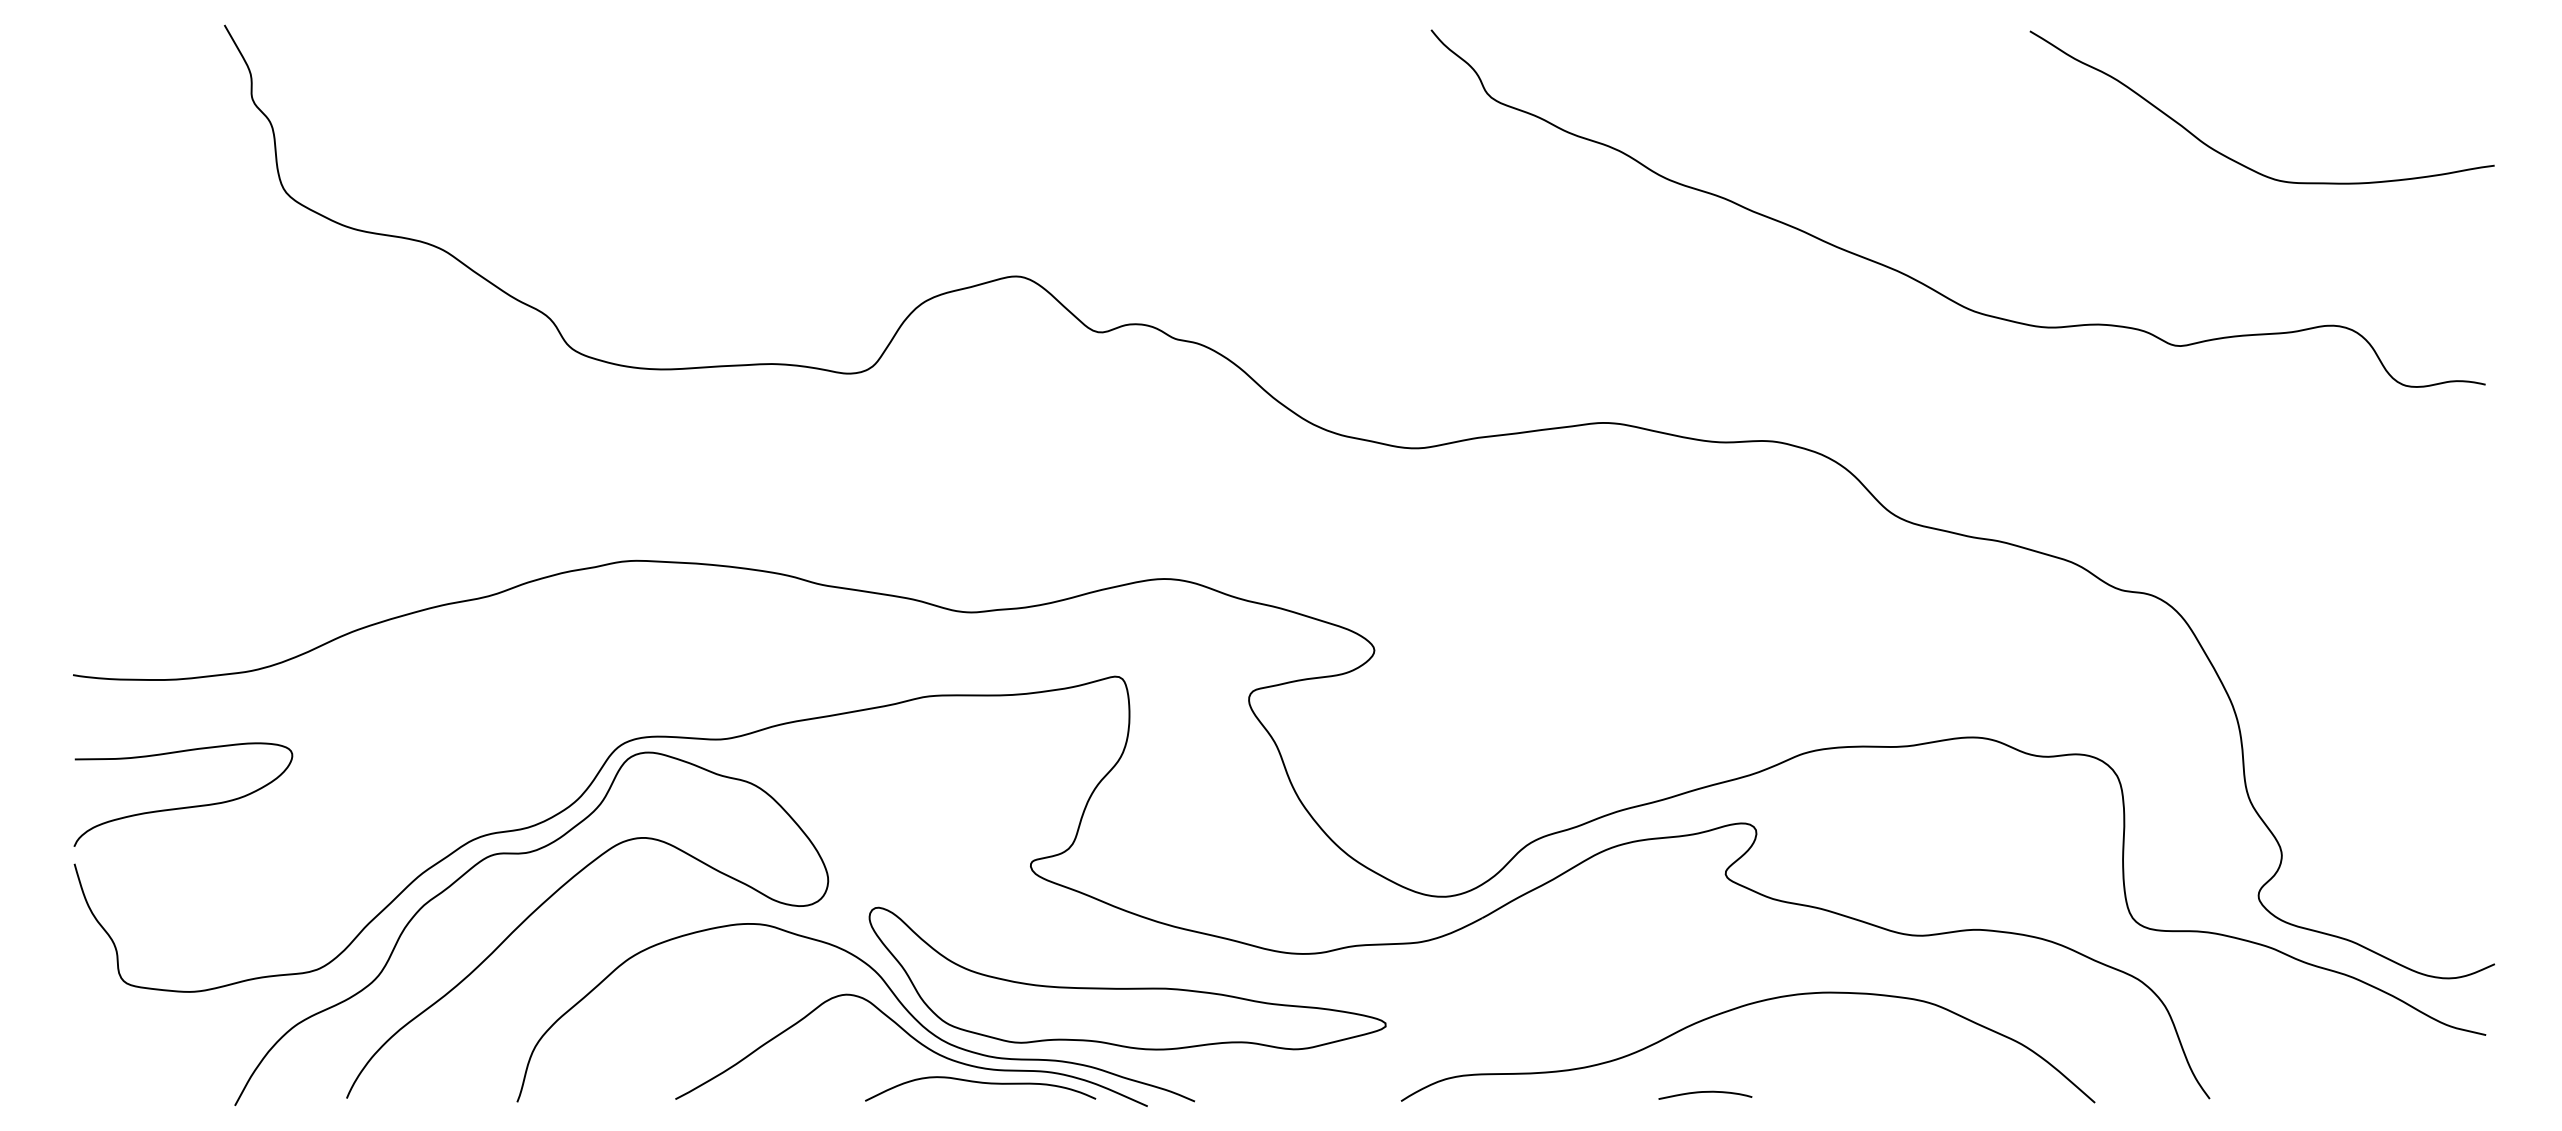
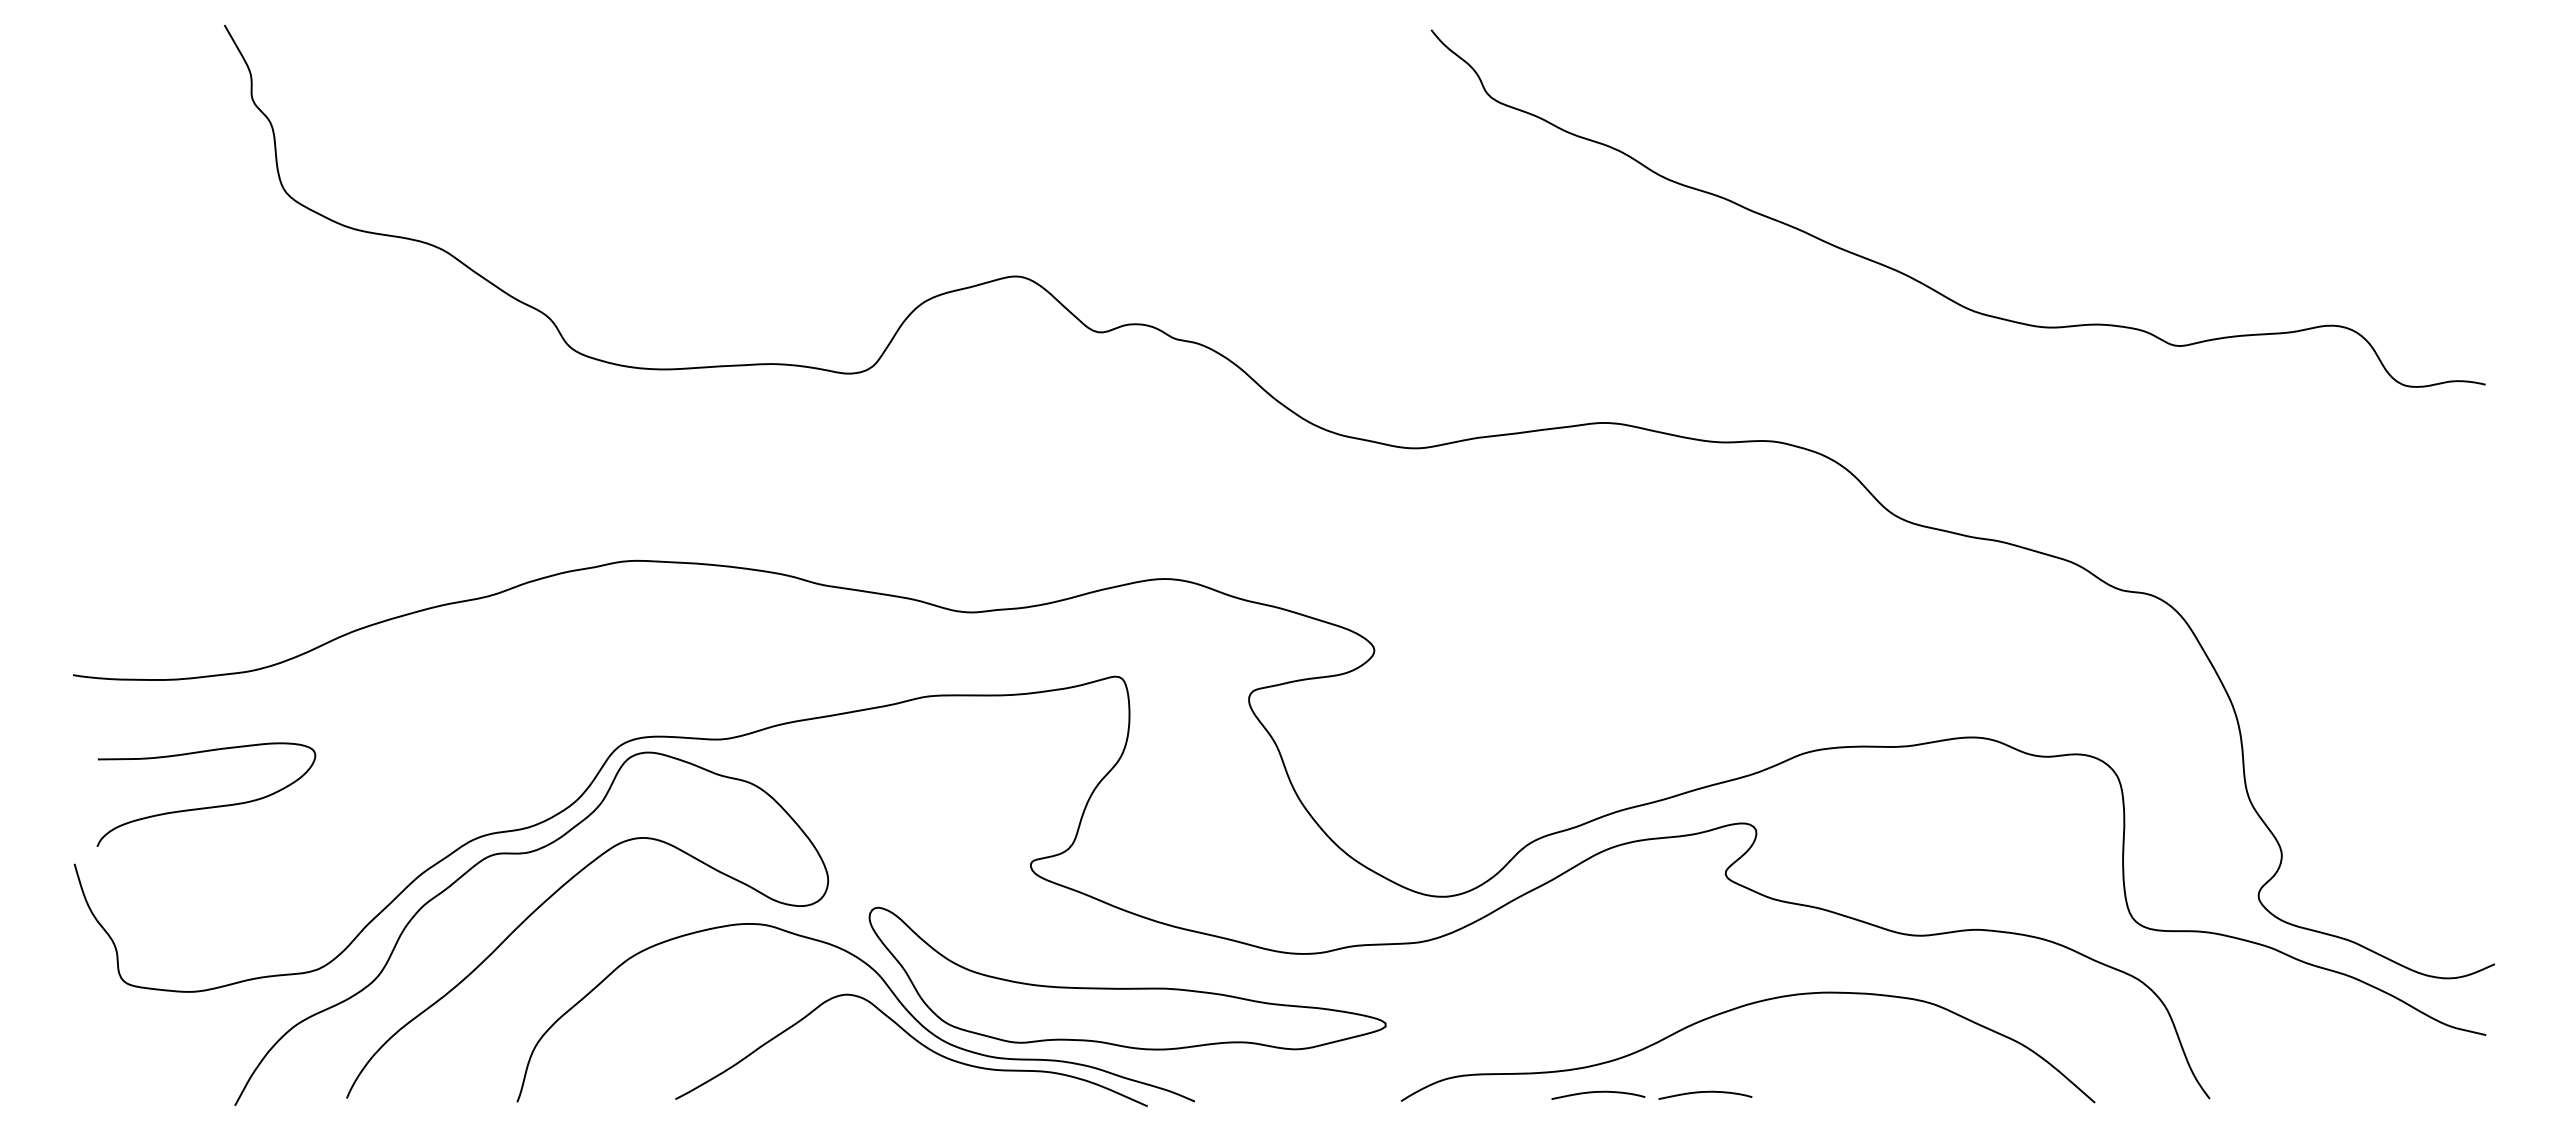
curve: present -> none (2235, 160)
curve position: (185, 806) -> (208, 806) (208, 806)
curve: present -> none (980, 1083)
curve: none -> present (1598, 1092)
